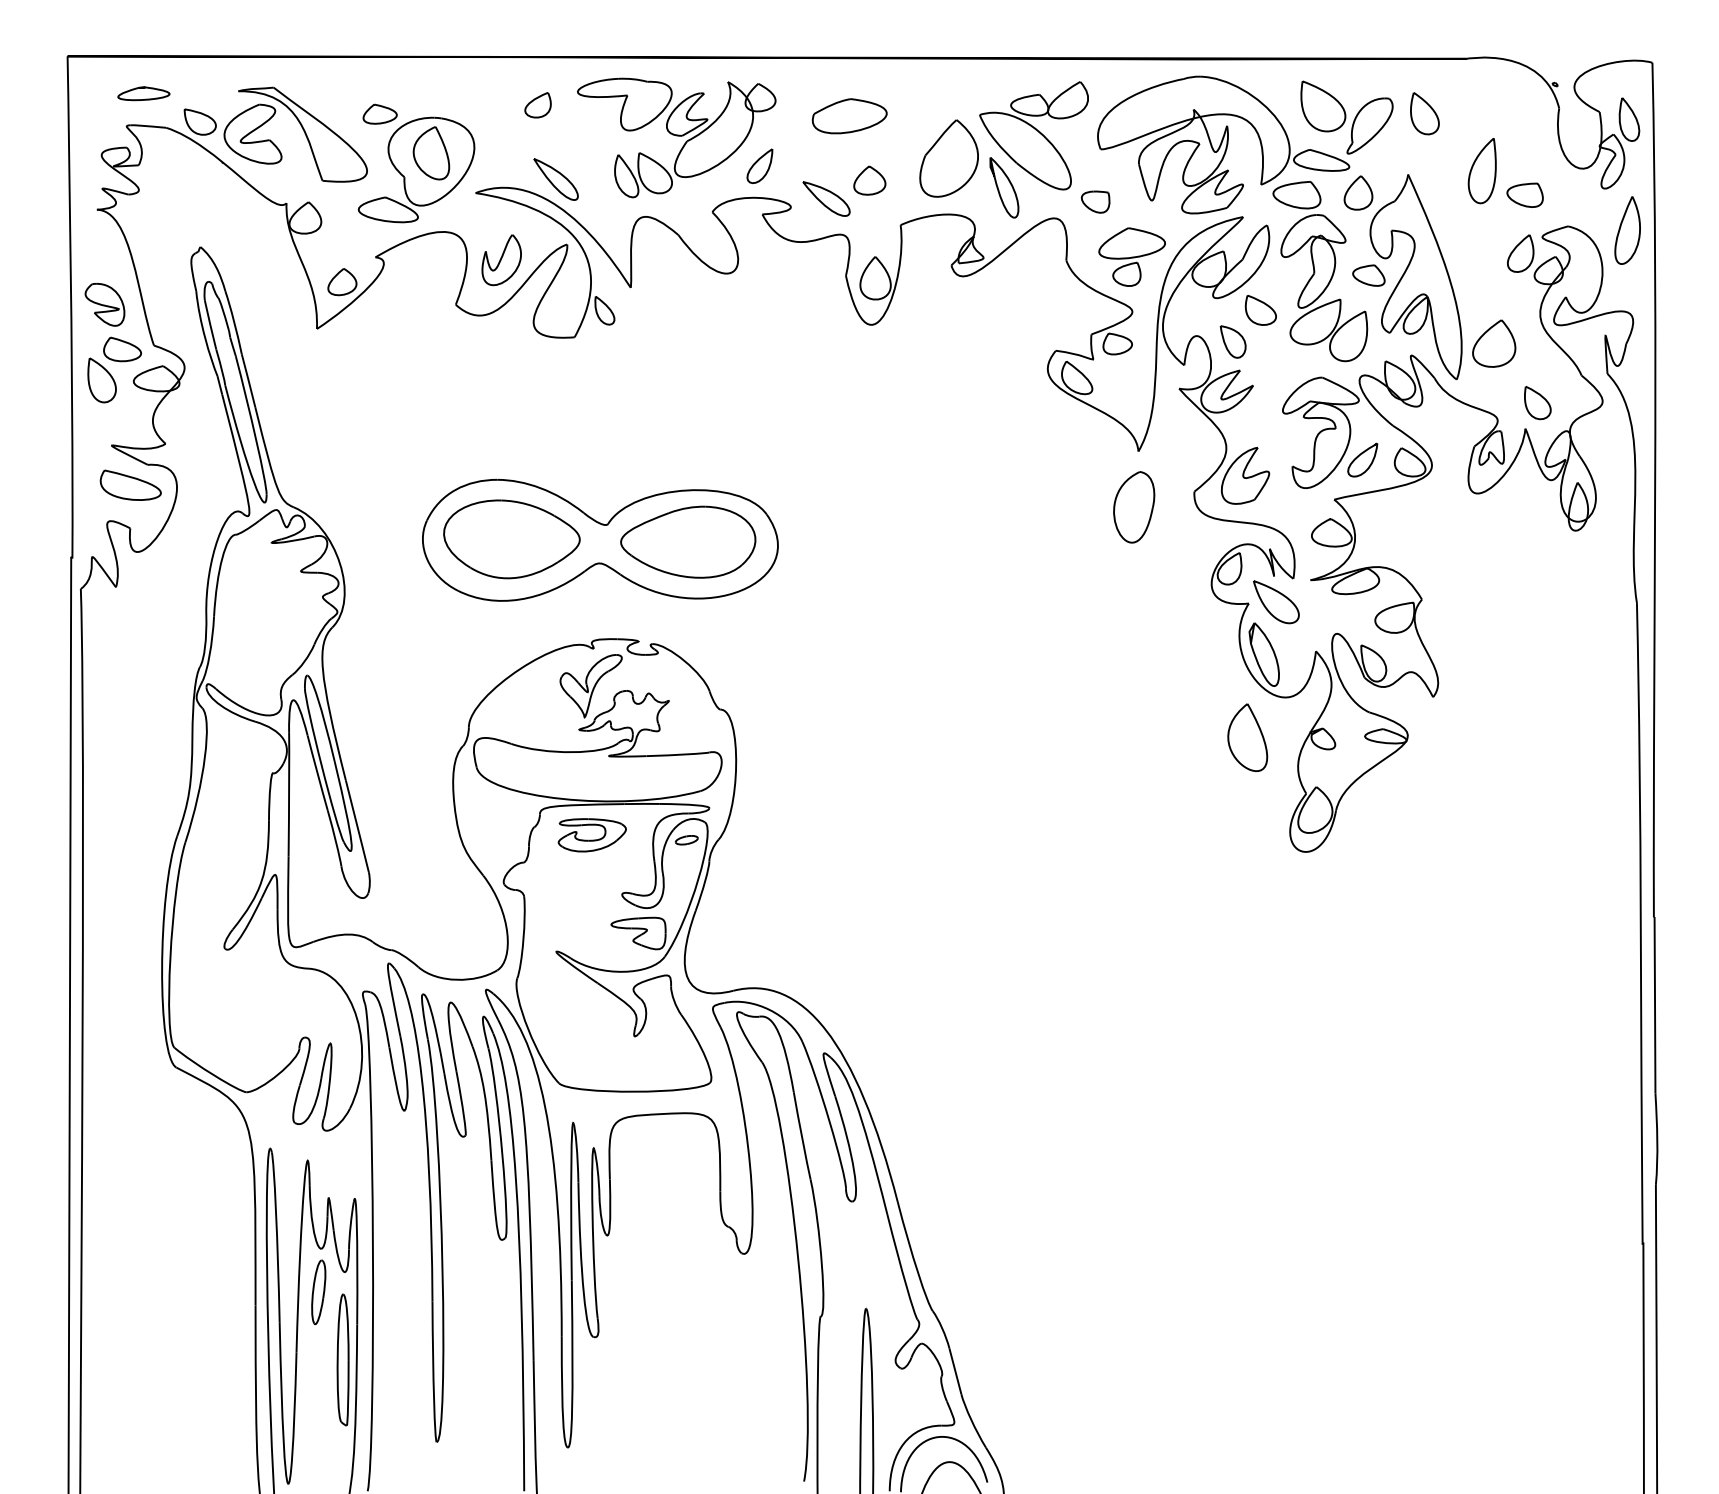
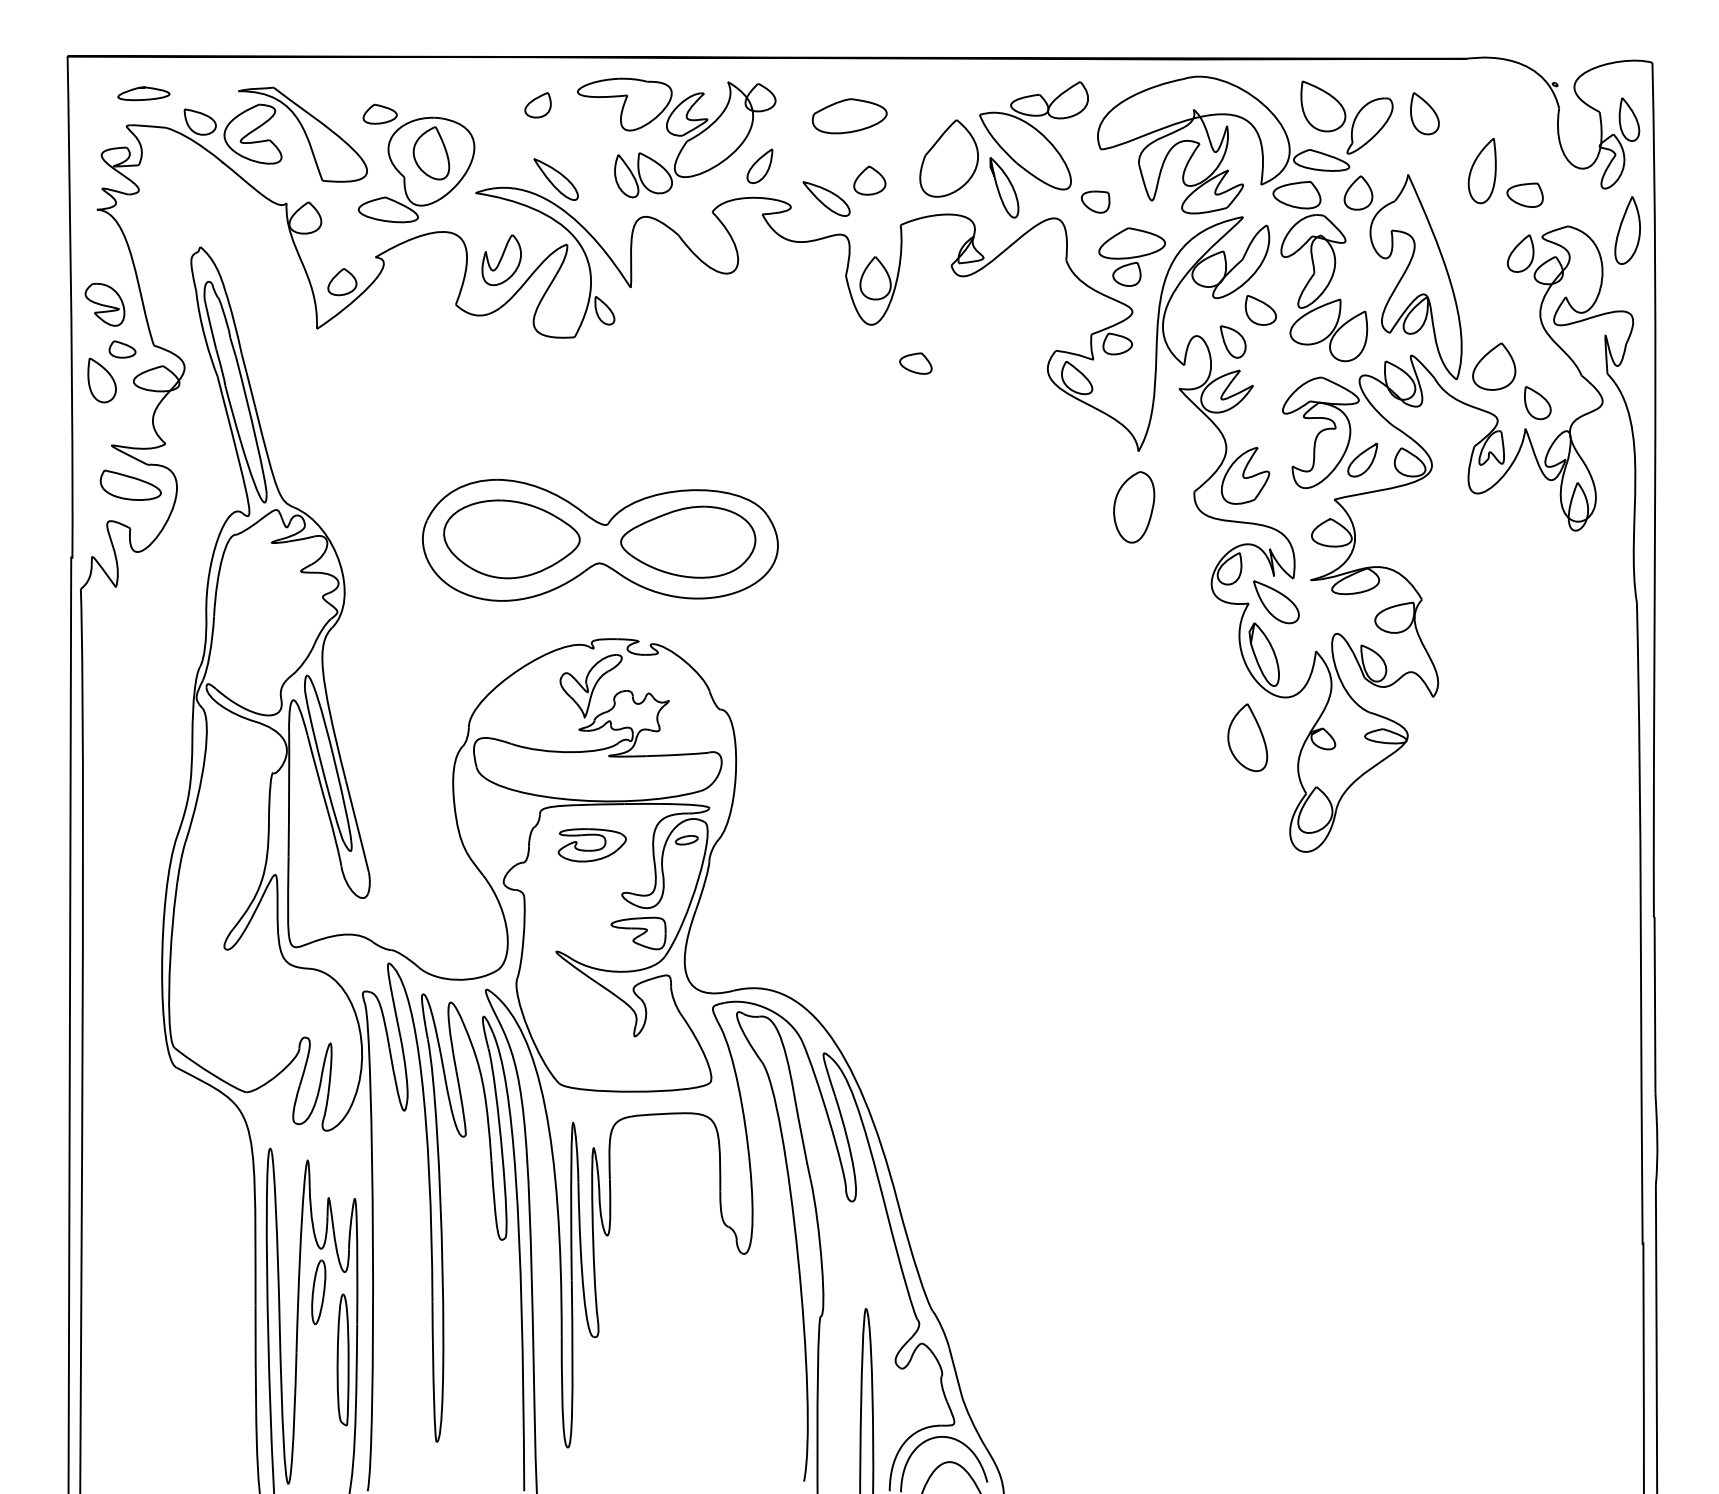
part position: (1368, 275) -> (915, 363) (915, 363)
part position: (1494, 343) -> (1494, 366) (1494, 366)
part size: 39x27 px -> 29x19 px (122, 349)
part position: (591, 835) -> (591, 845) (591, 845)
